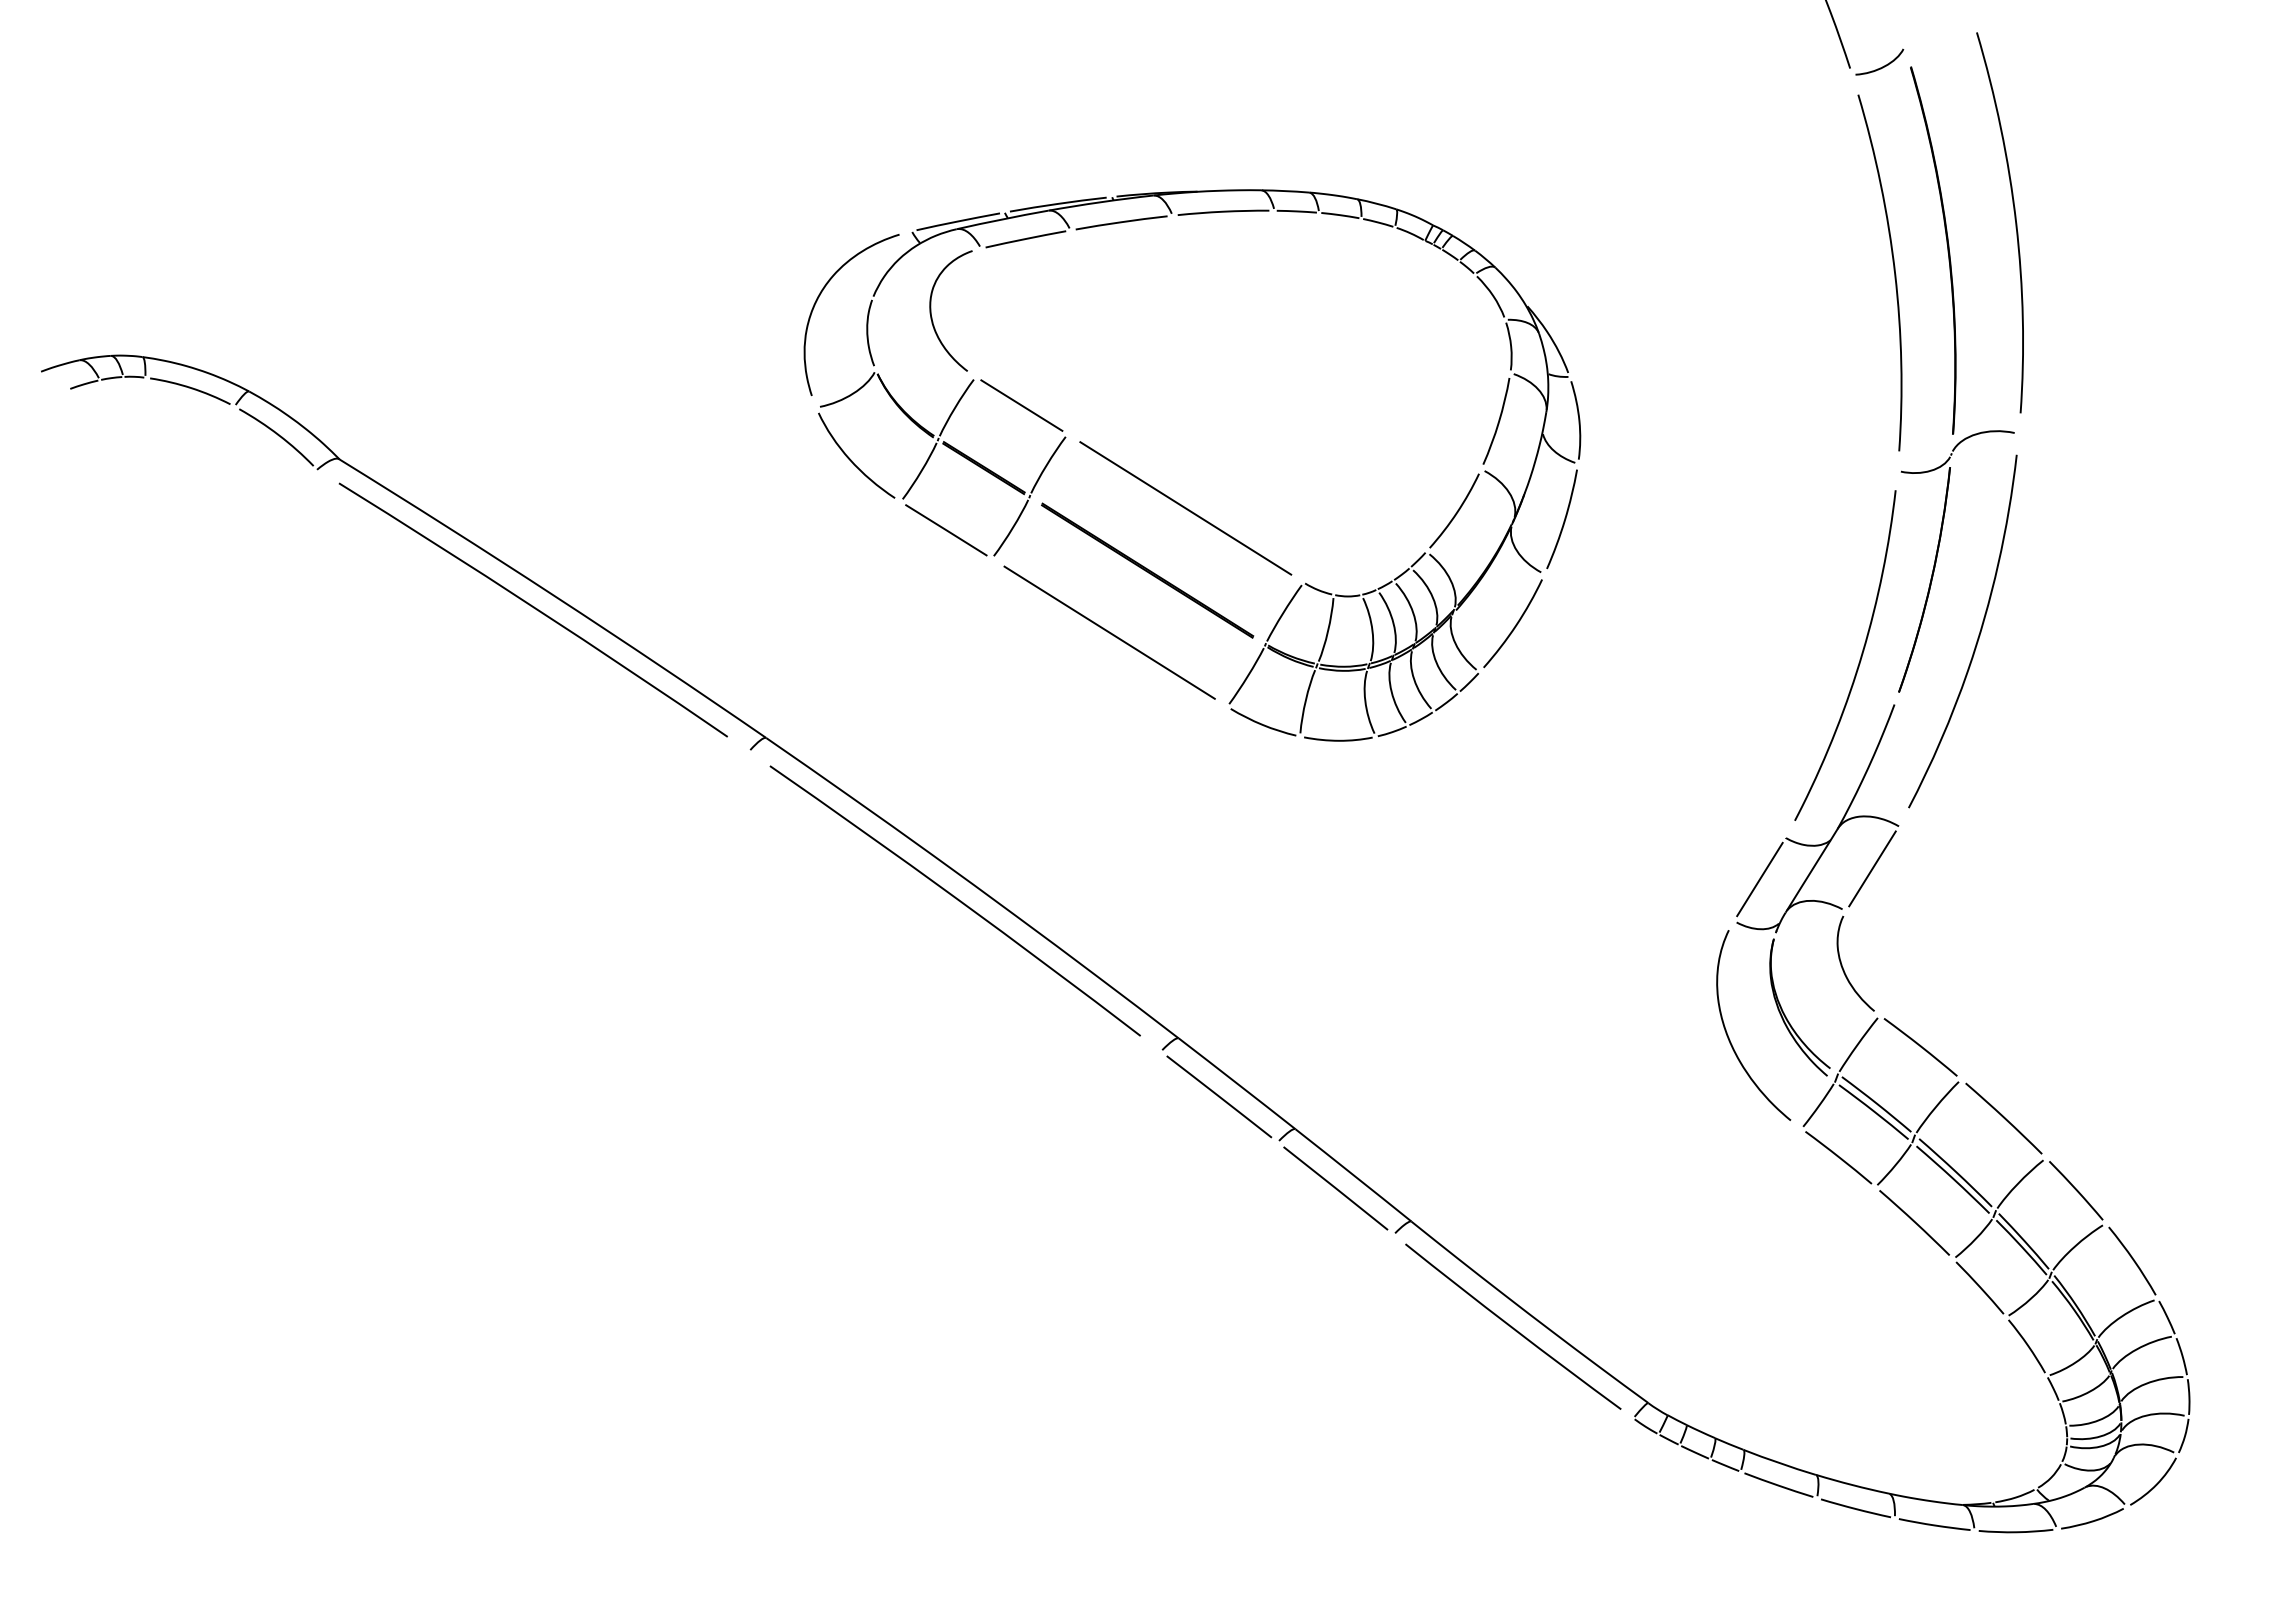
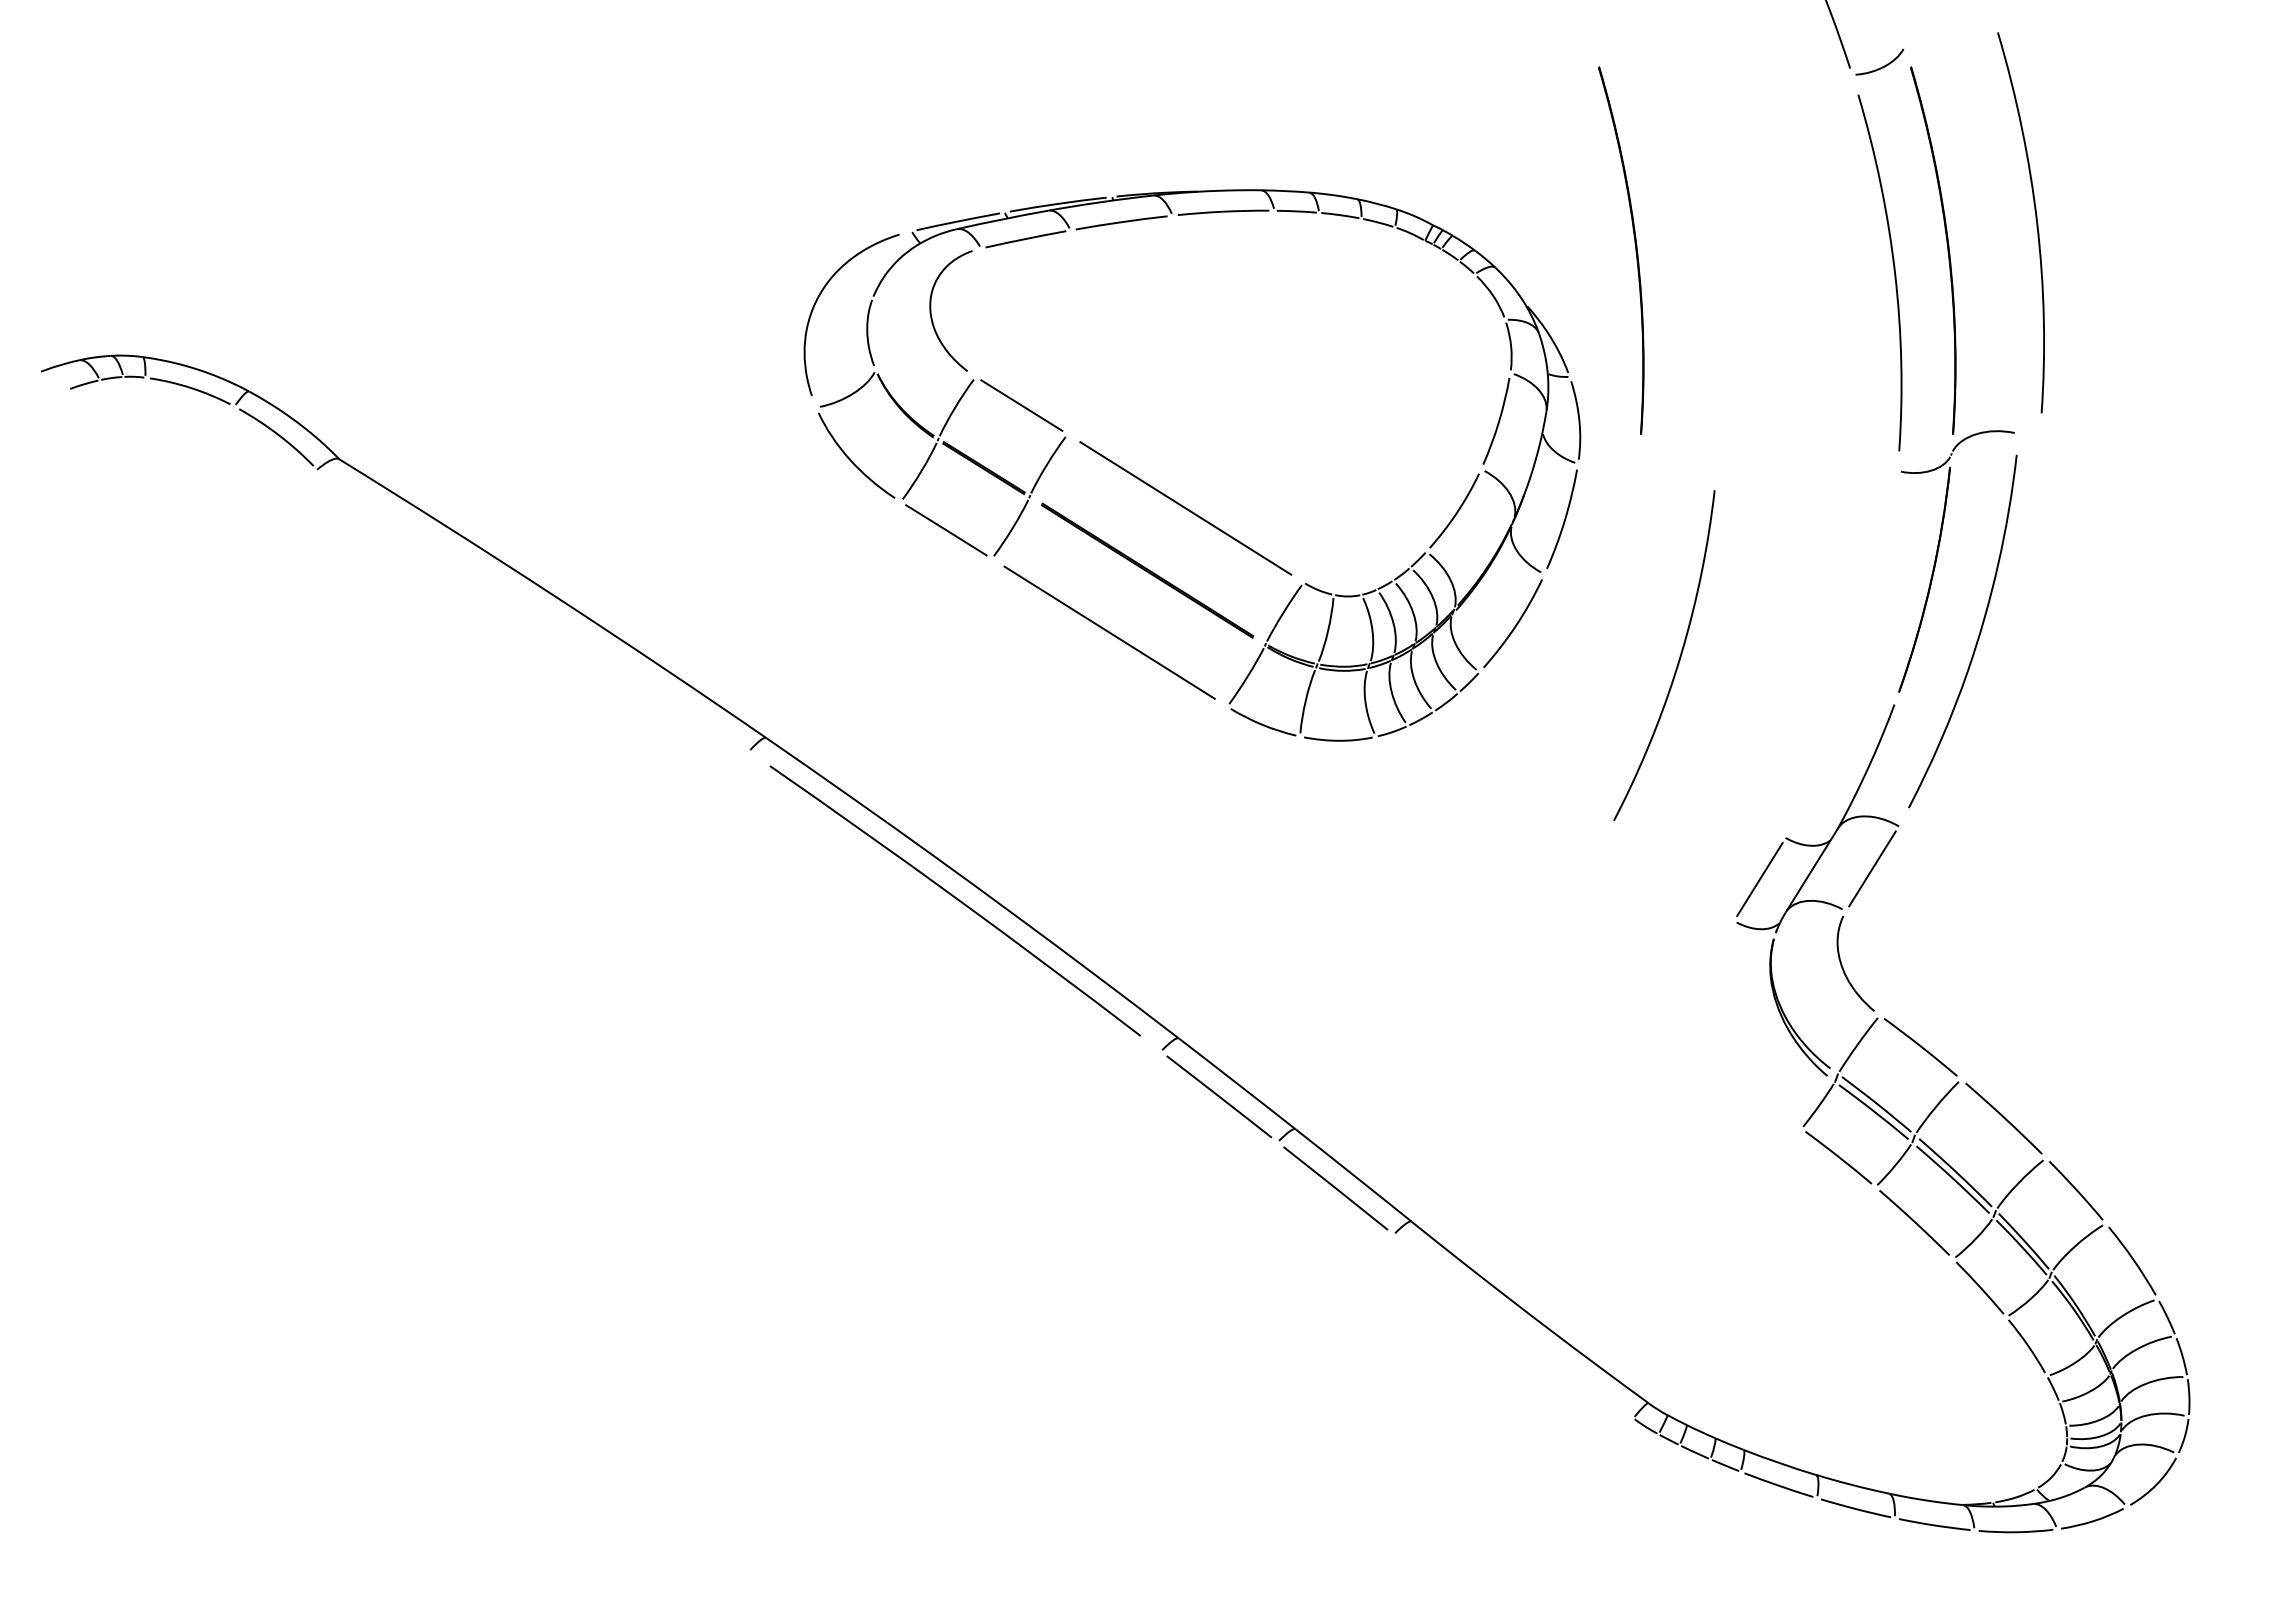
curve position: (2014, 219) -> (2035, 219) (2035, 219)
part: none -> present (1635, 250)
curve: present -> none (533, 608)
curve position: (1859, 659) -> (1678, 659) (1678, 659)
curve: present -> none (1729, 1037)
curve: present -> none (1512, 1326)
